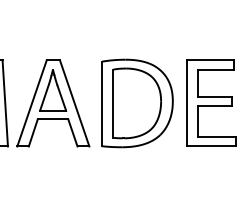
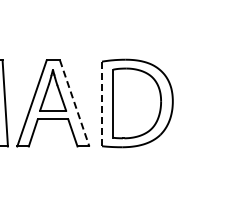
part: present -> none (211, 102)
line: solid -> dashed (74, 103)
line: solid -> dashed (102, 103)
